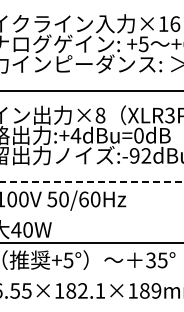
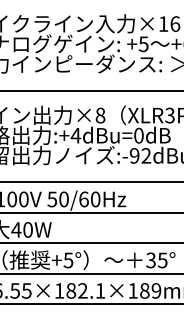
line: dashed -> solid (92, 182)
line: none -> present (91, 212)
line: none -> present (91, 273)
line: none -> present (91, 304)
